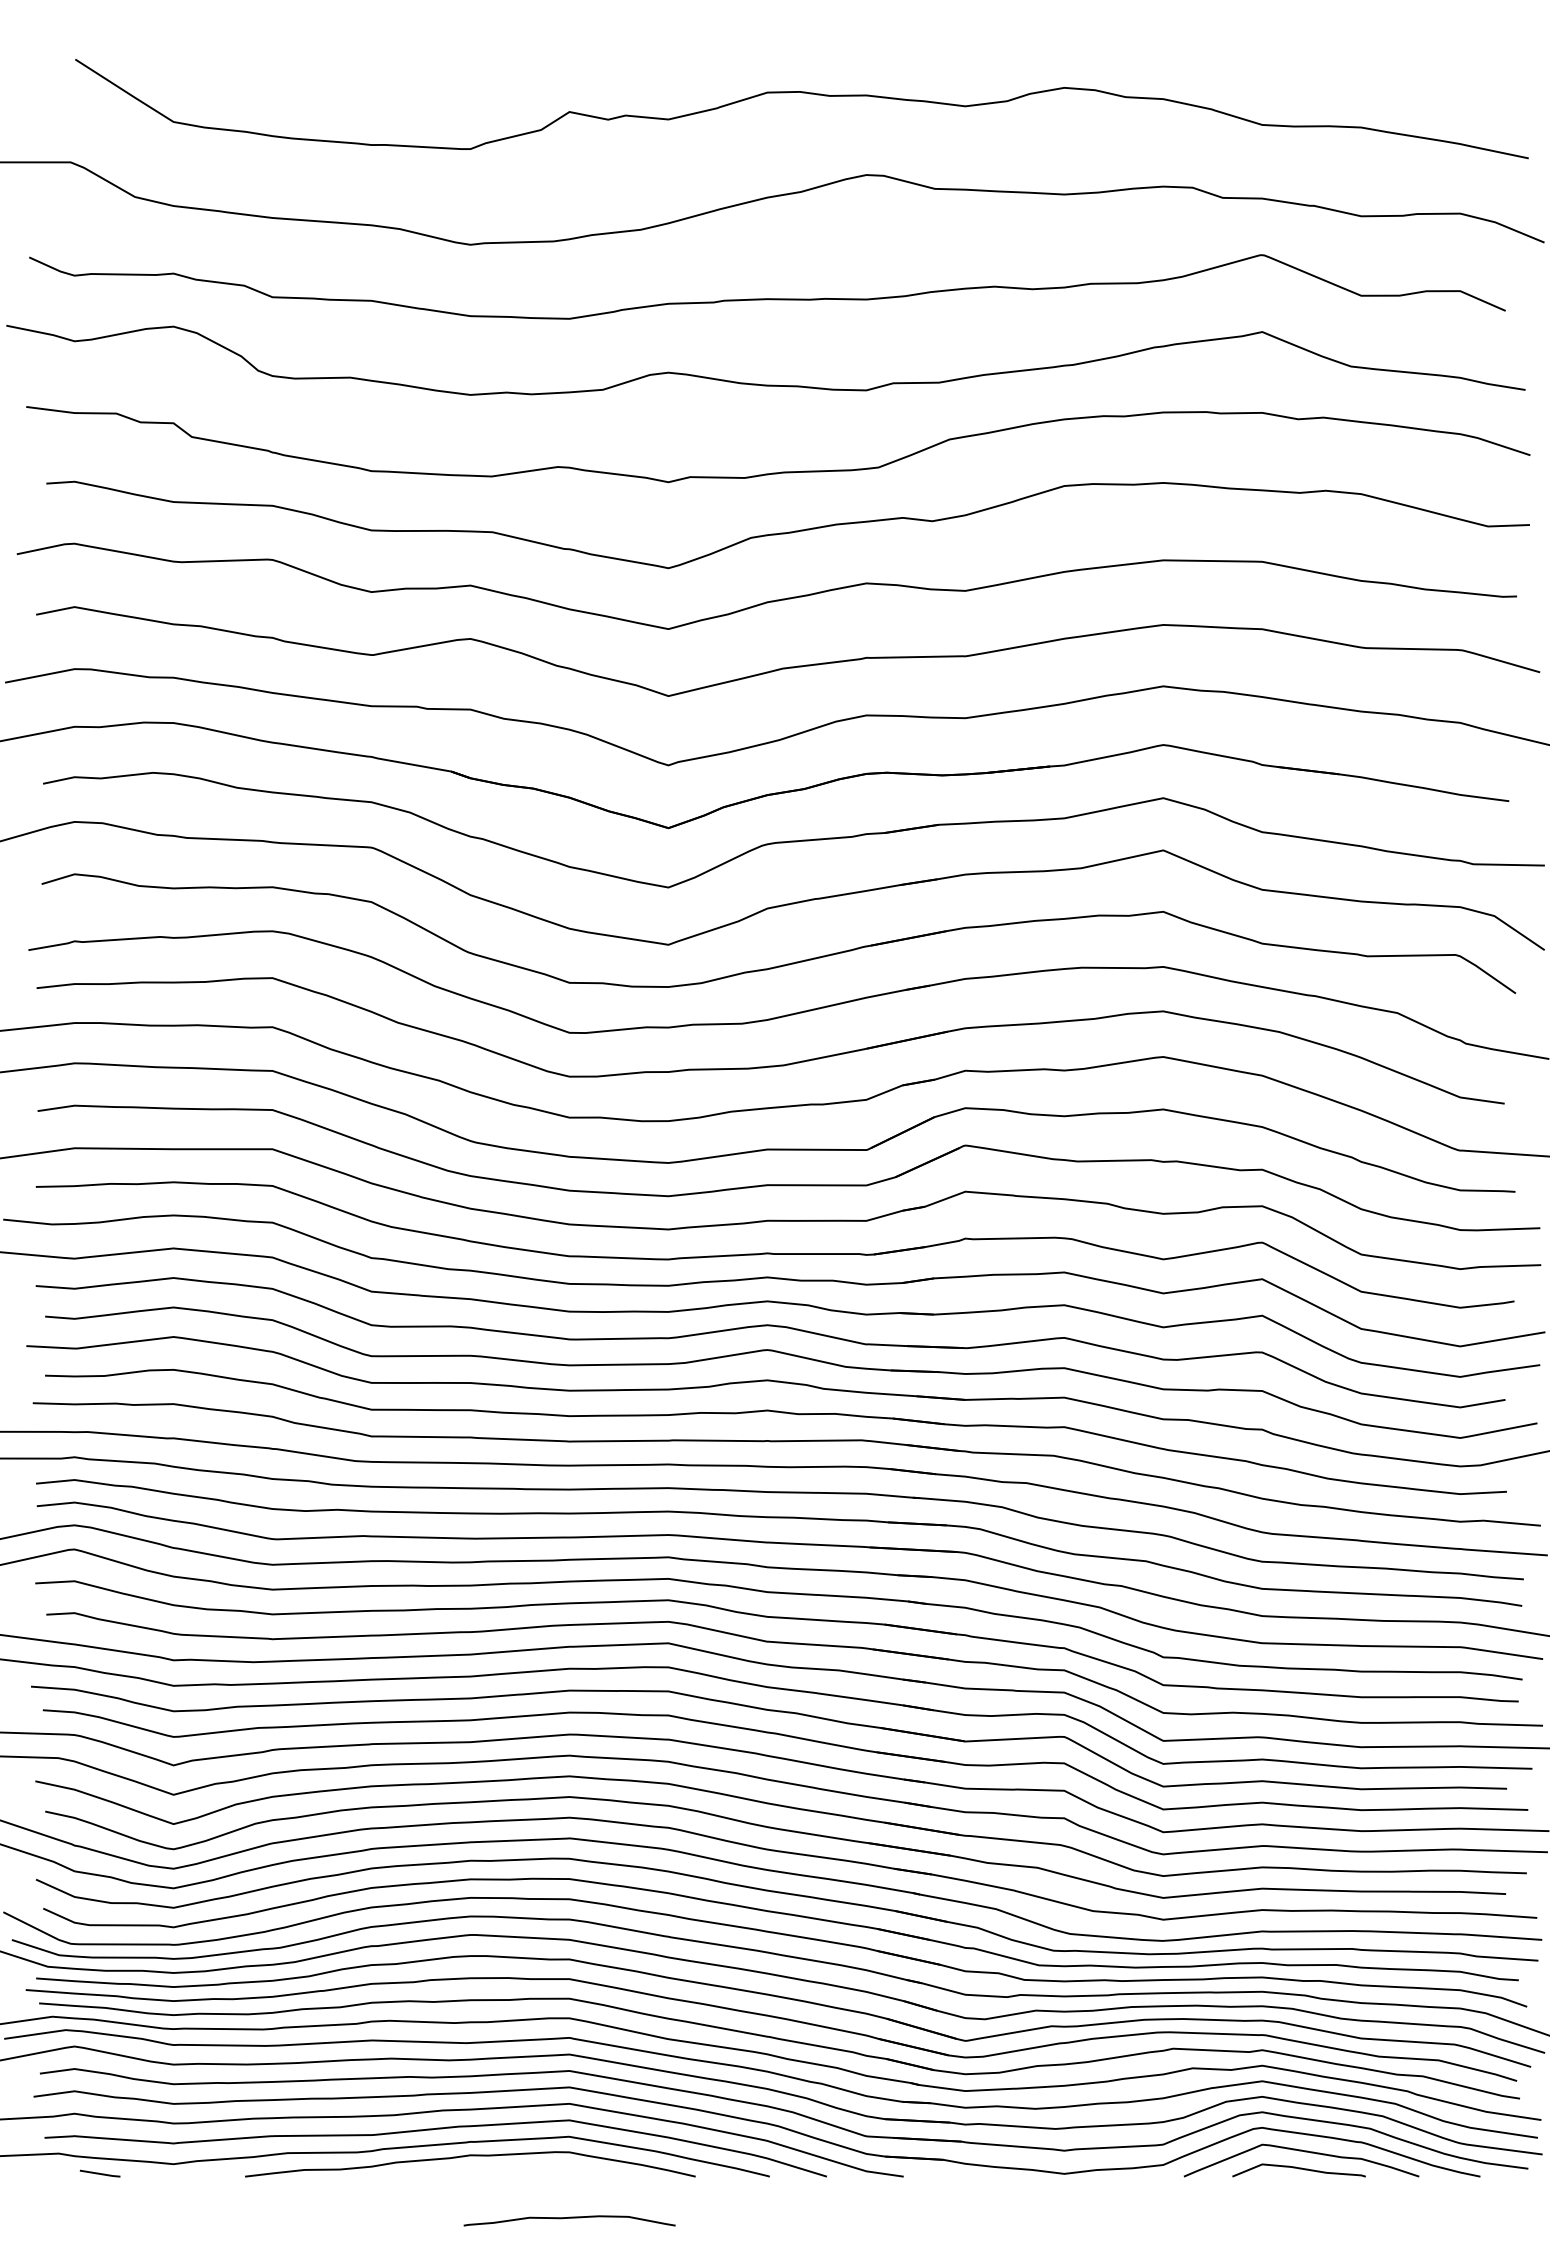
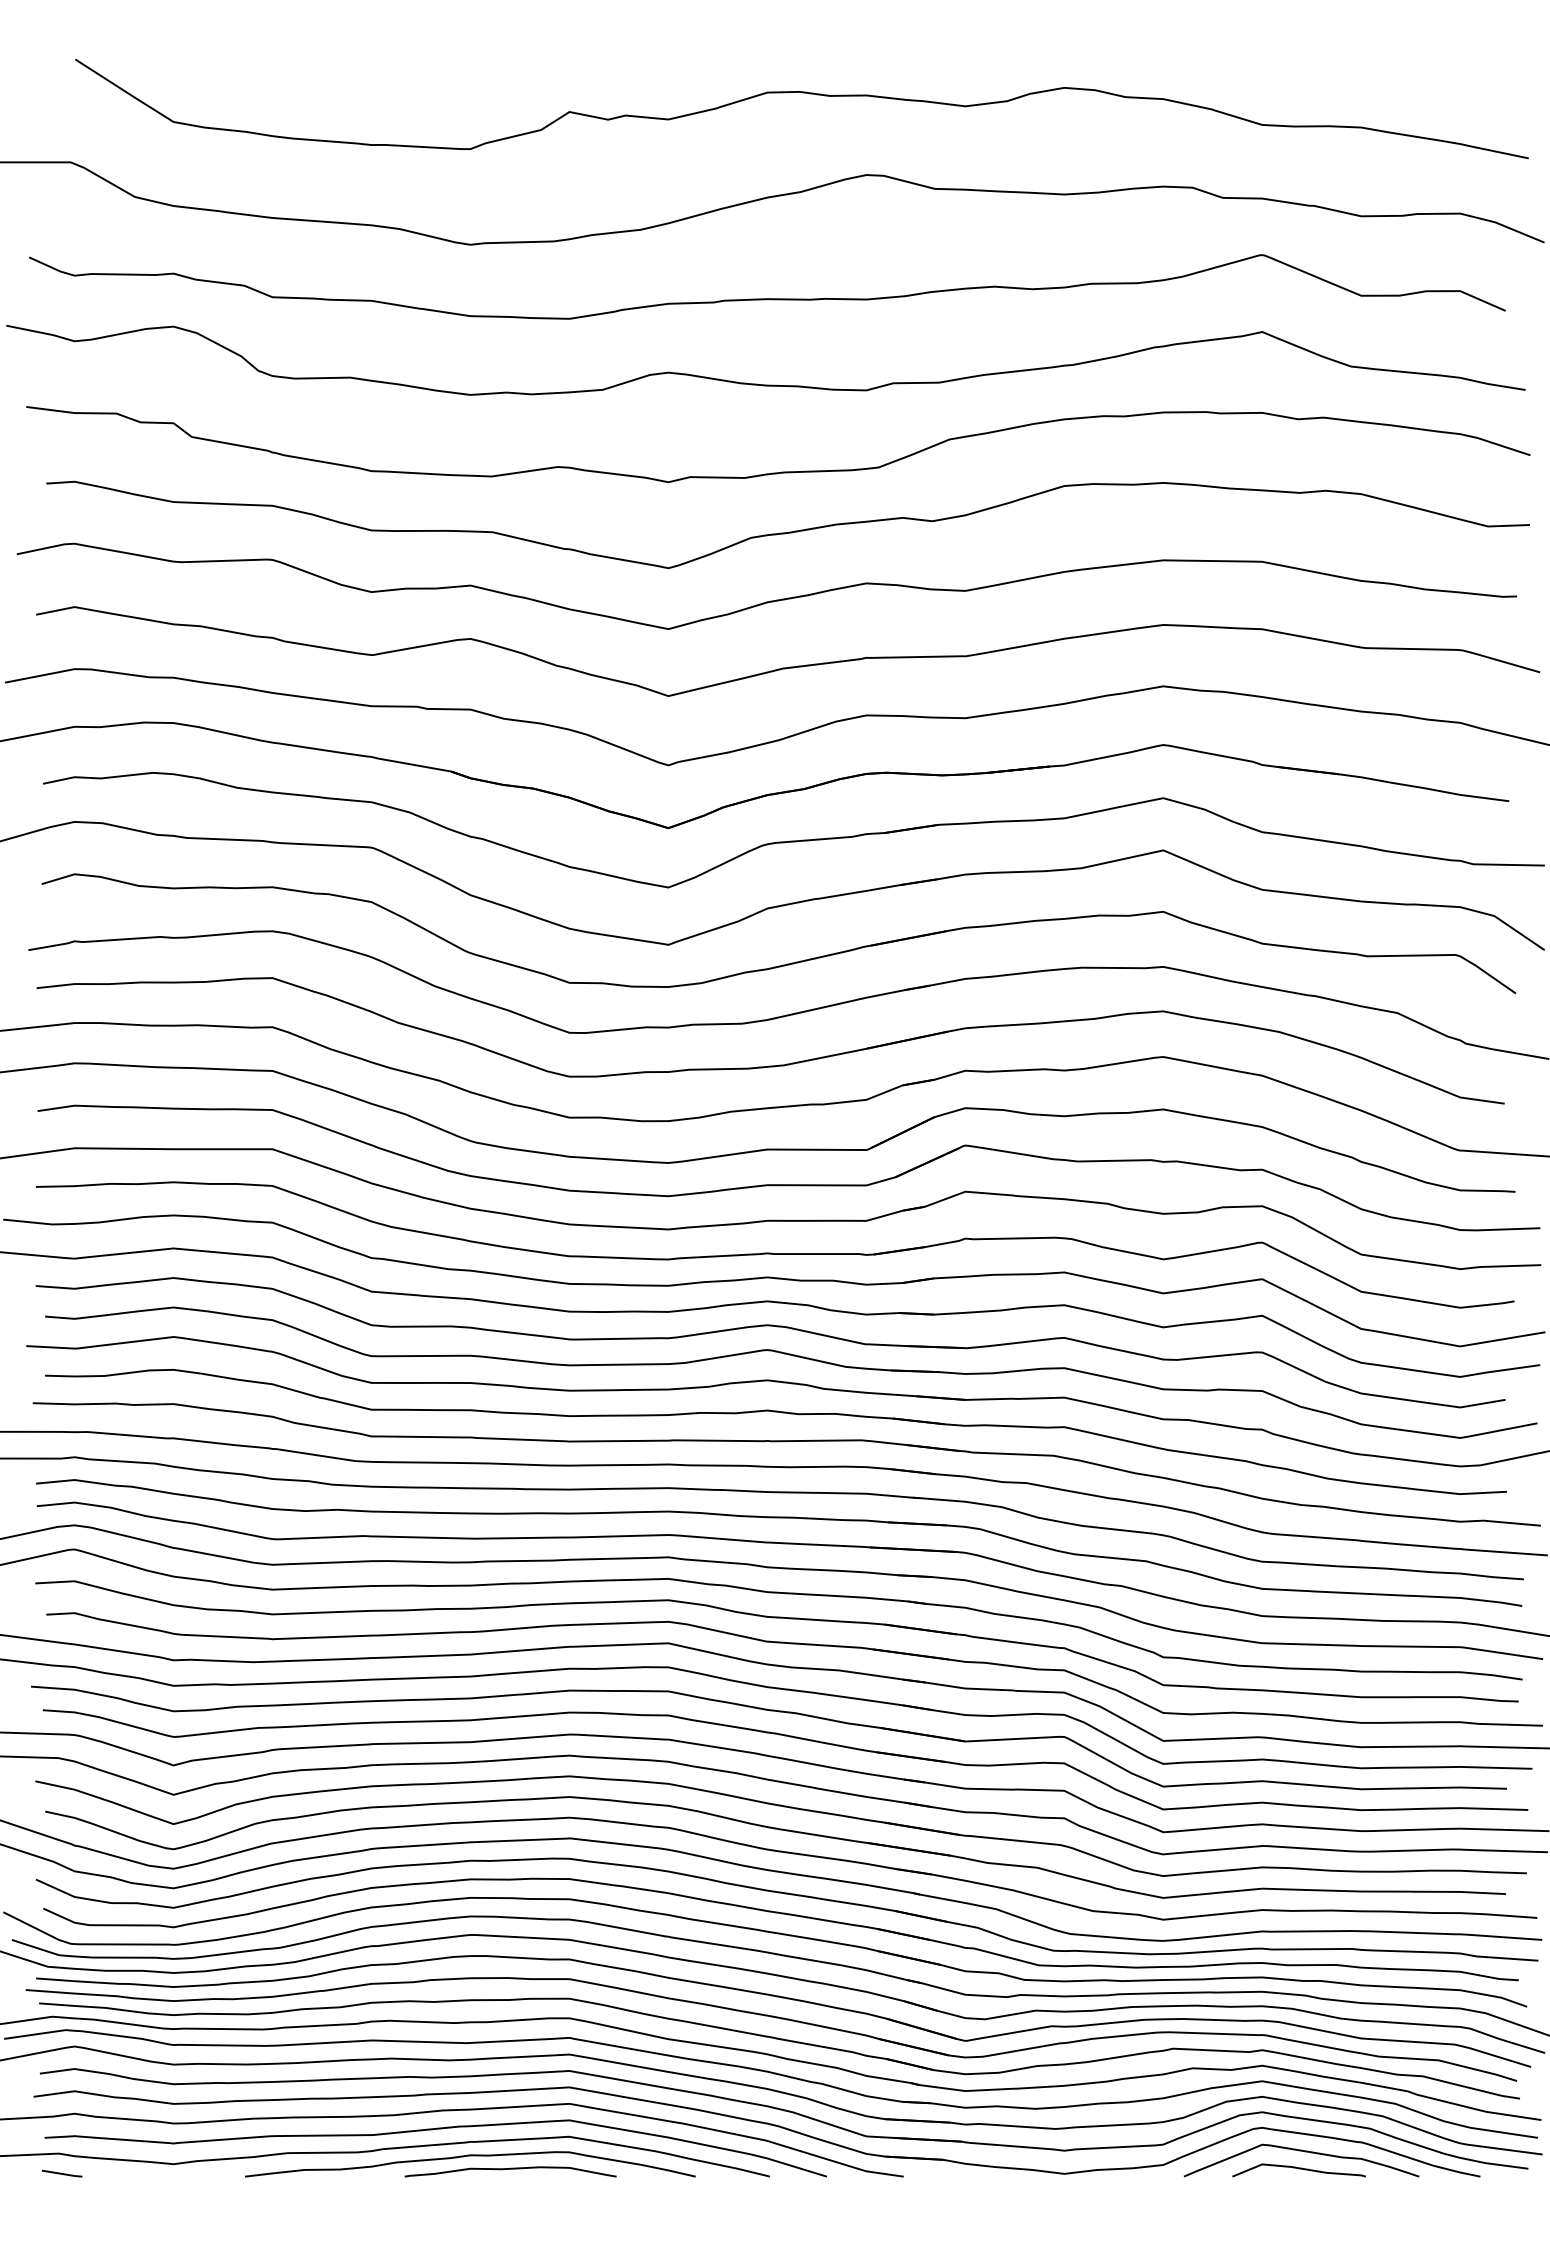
line position: (99, 2173) -> (61, 2173) (61, 2173)
curve position: (569, 2218) -> (510, 2169) (510, 2169)
